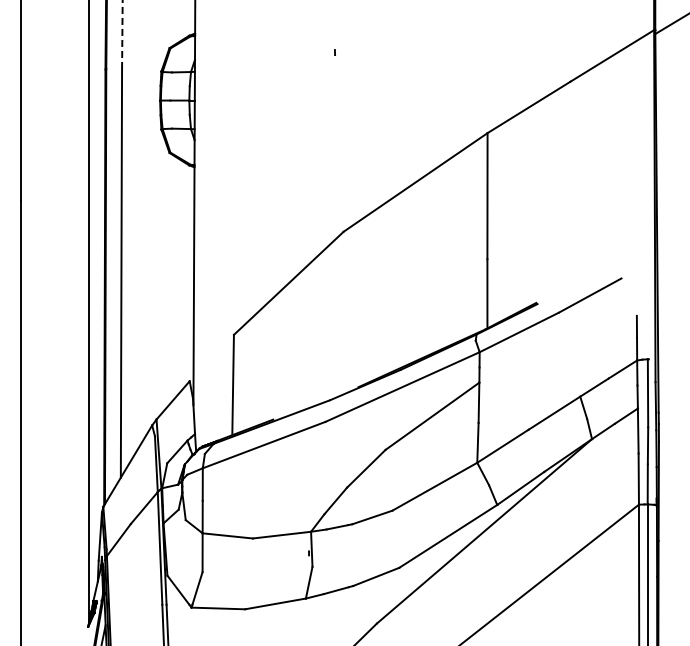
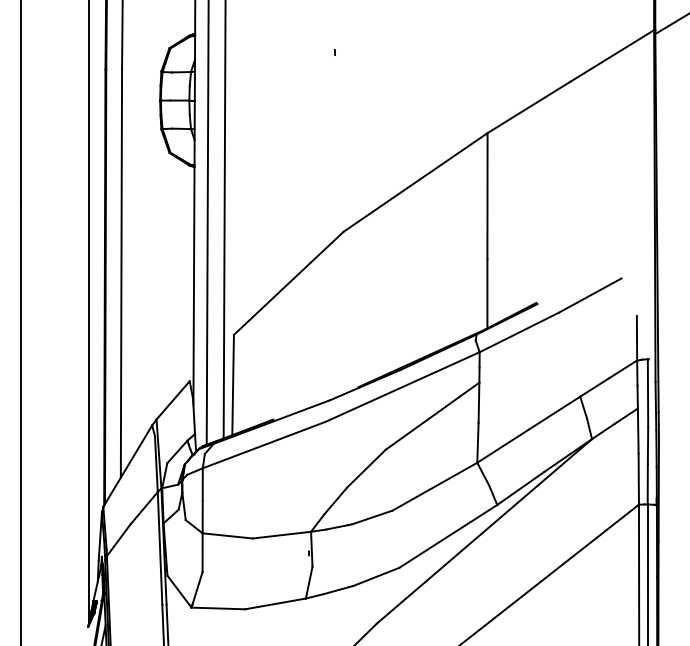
line: dashed -> solid (122, 34)
line: none -> present (224, 220)
line: none -> present (207, 223)
